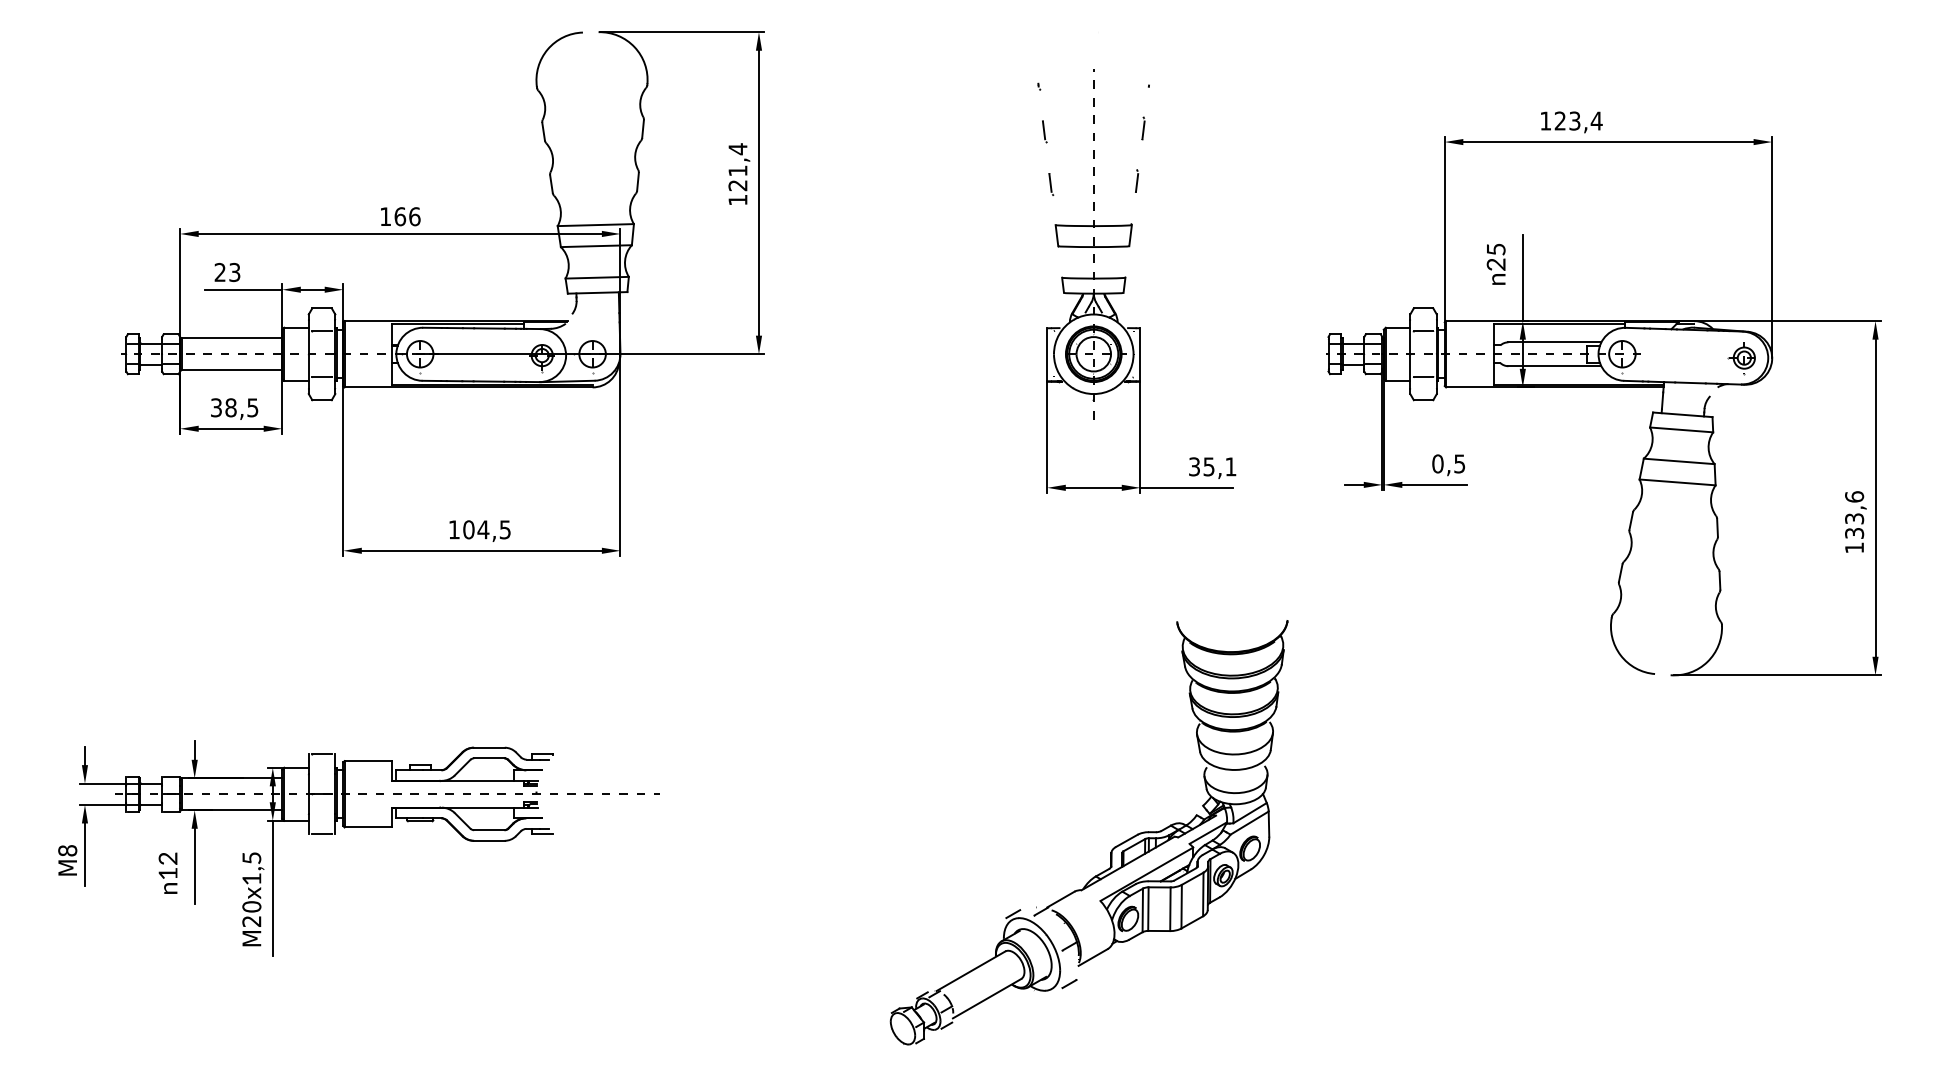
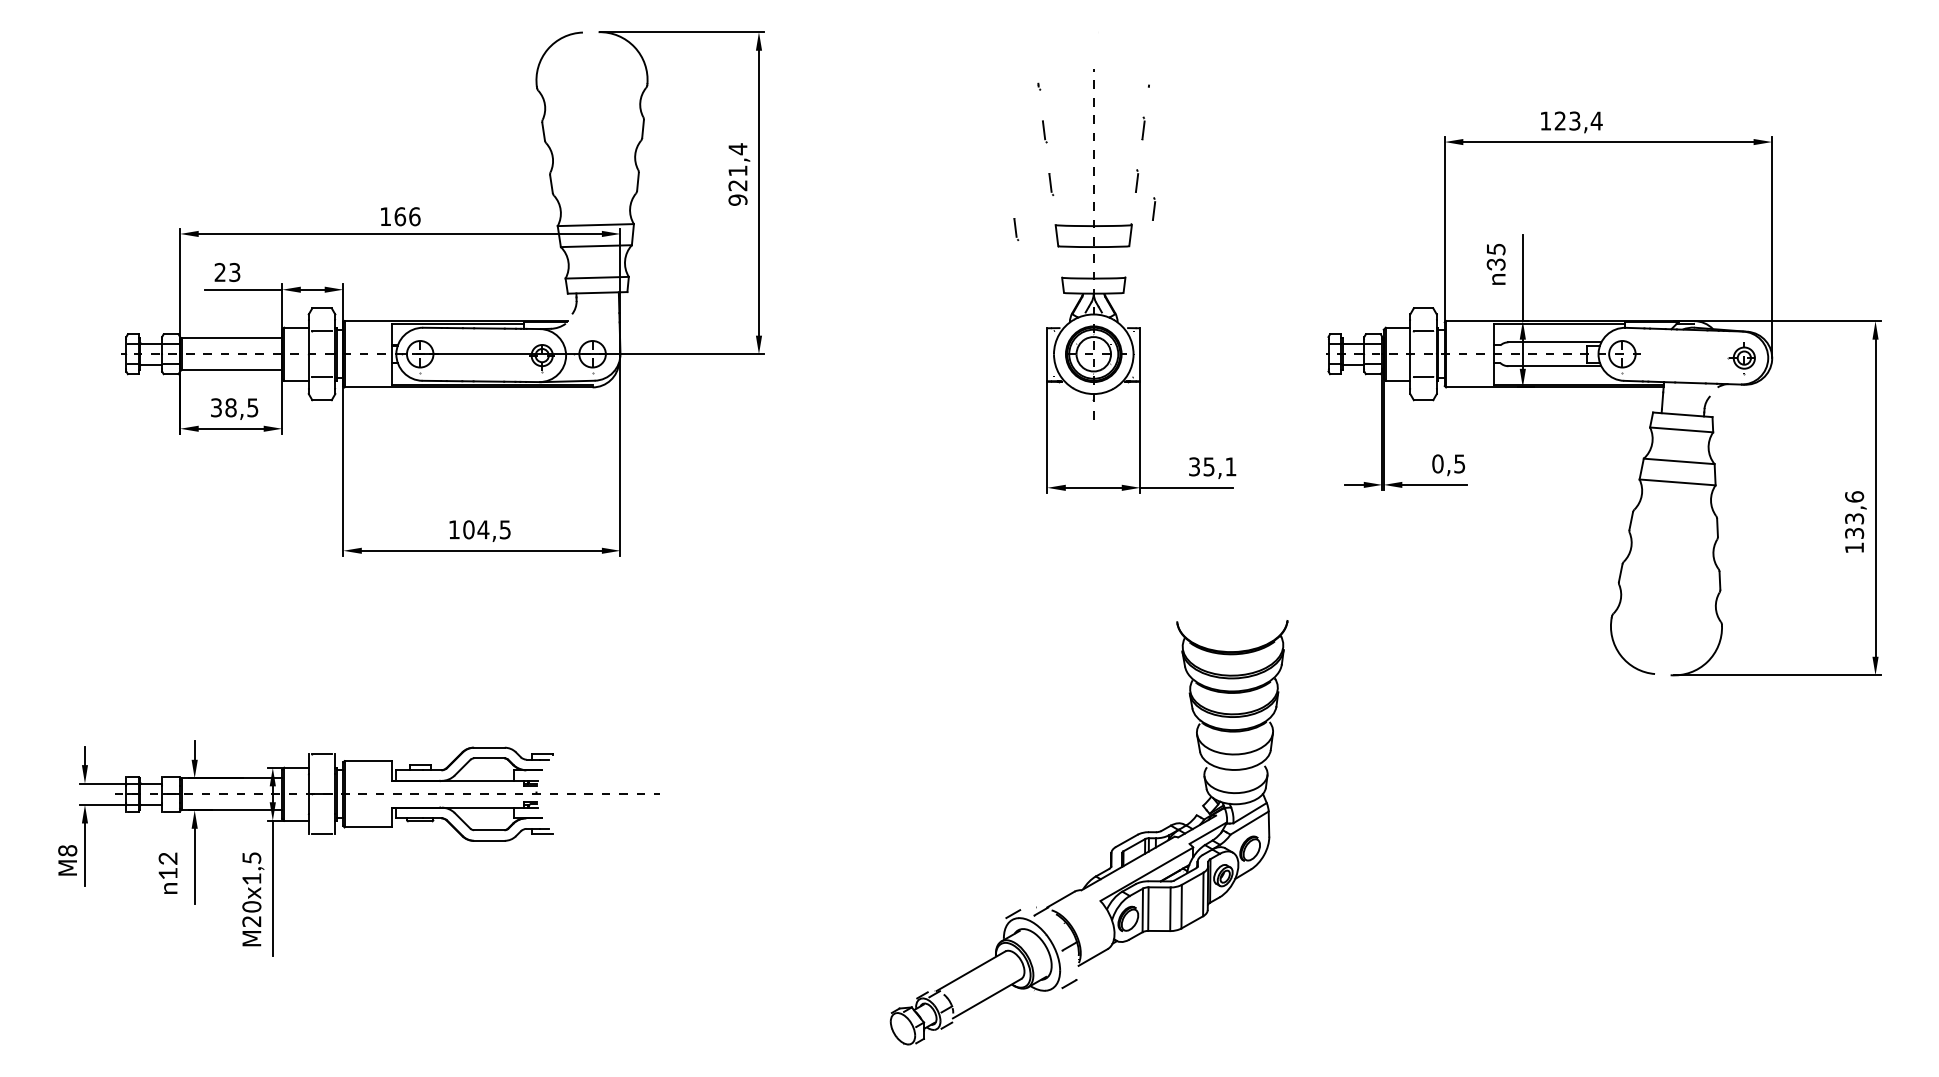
text: 121,4 -> 921,4 (737, 199)
part: none -> present (1154, 208)
part: none -> present (1016, 229)
text: 25 -> 35 (1498, 264)
